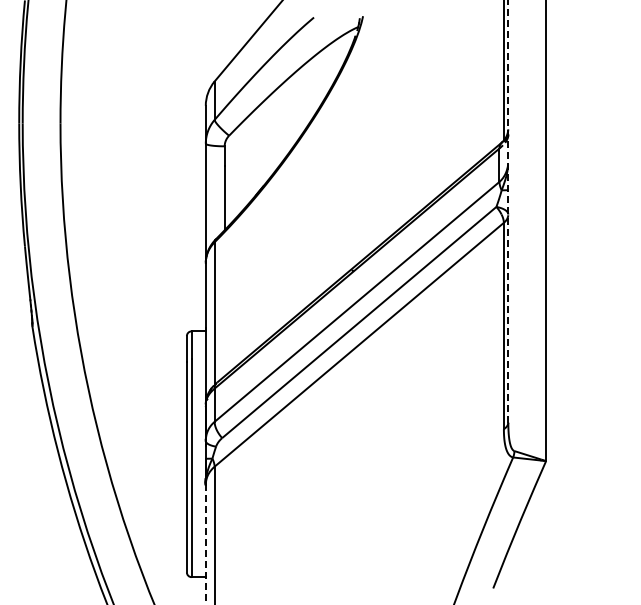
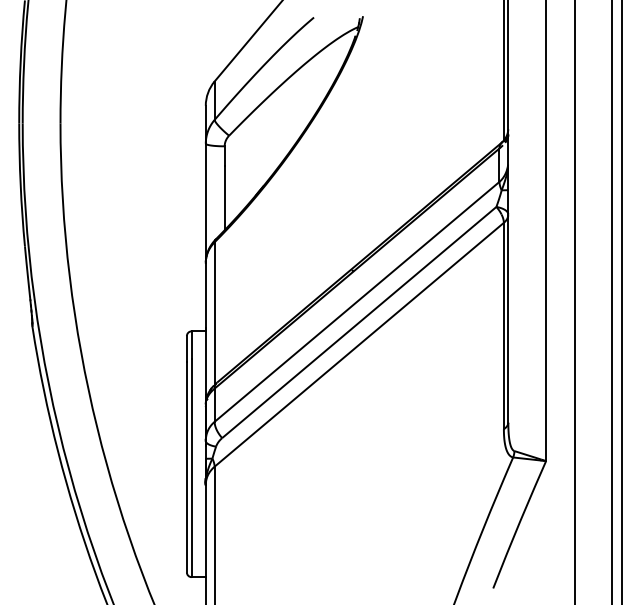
line: dashed -> solid (508, 211)
line: none -> present (574, 301)
line: none -> present (612, 301)
line: none -> present (621, 301)
line: dashed -> solid (205, 544)
